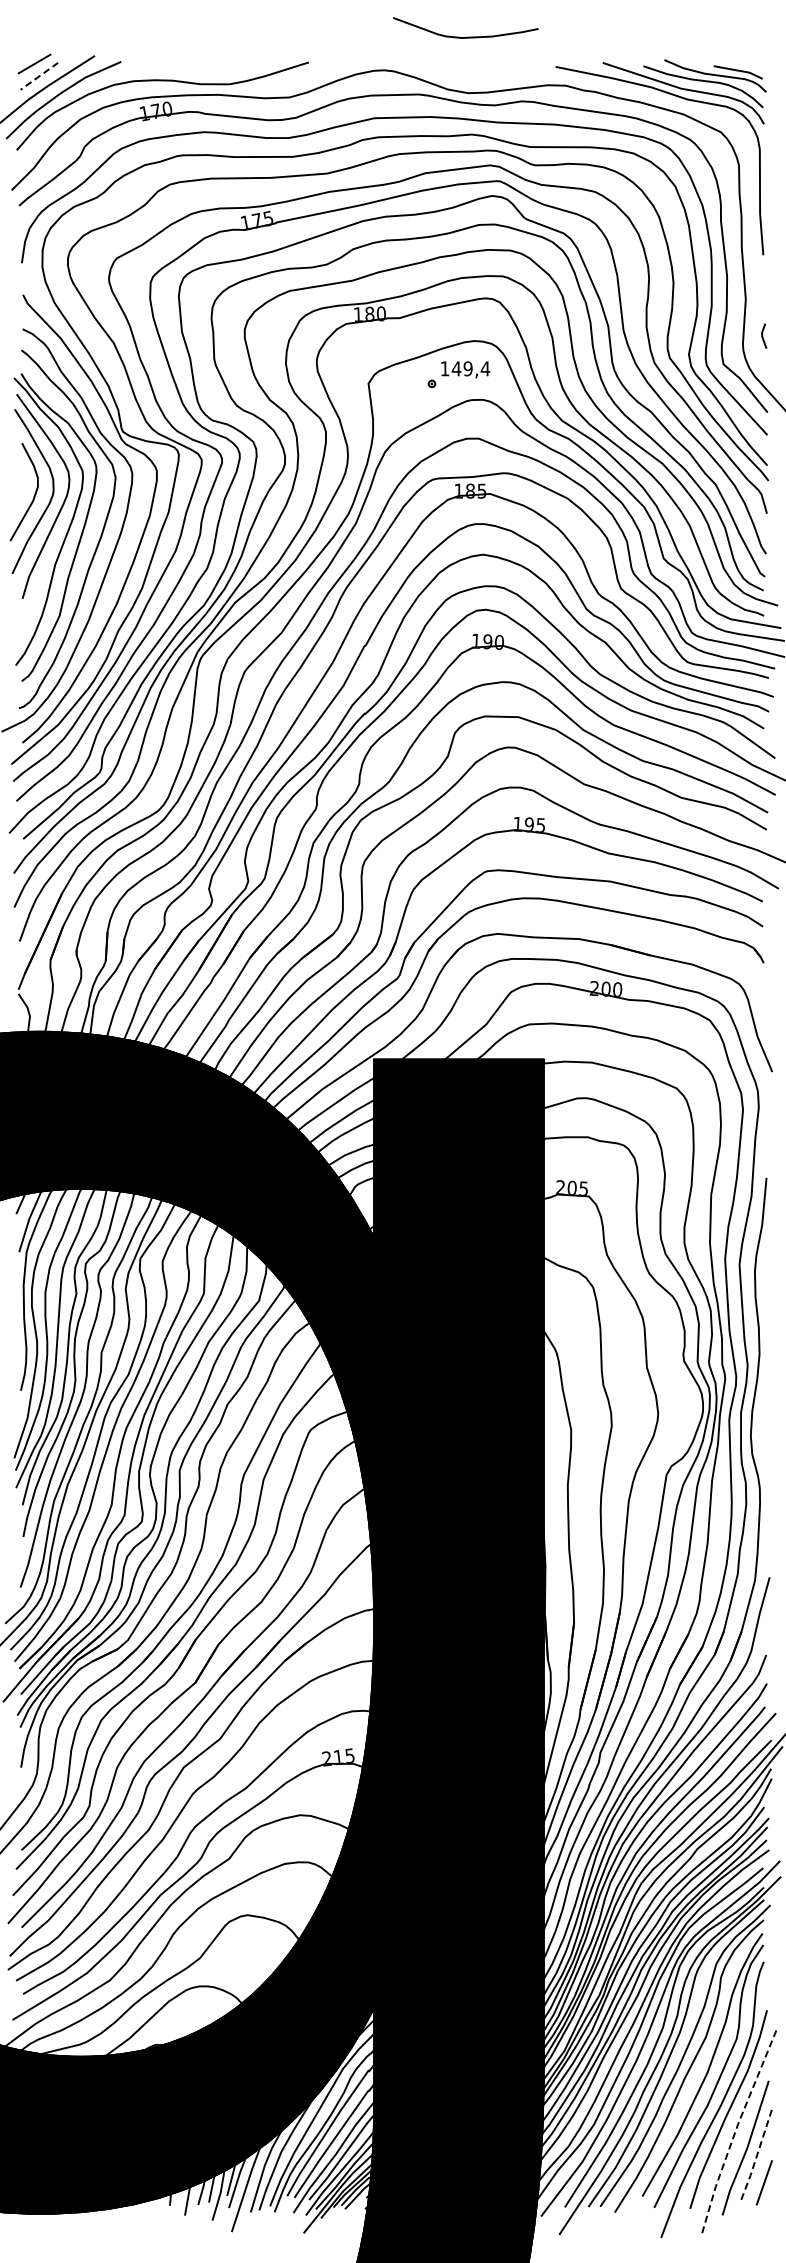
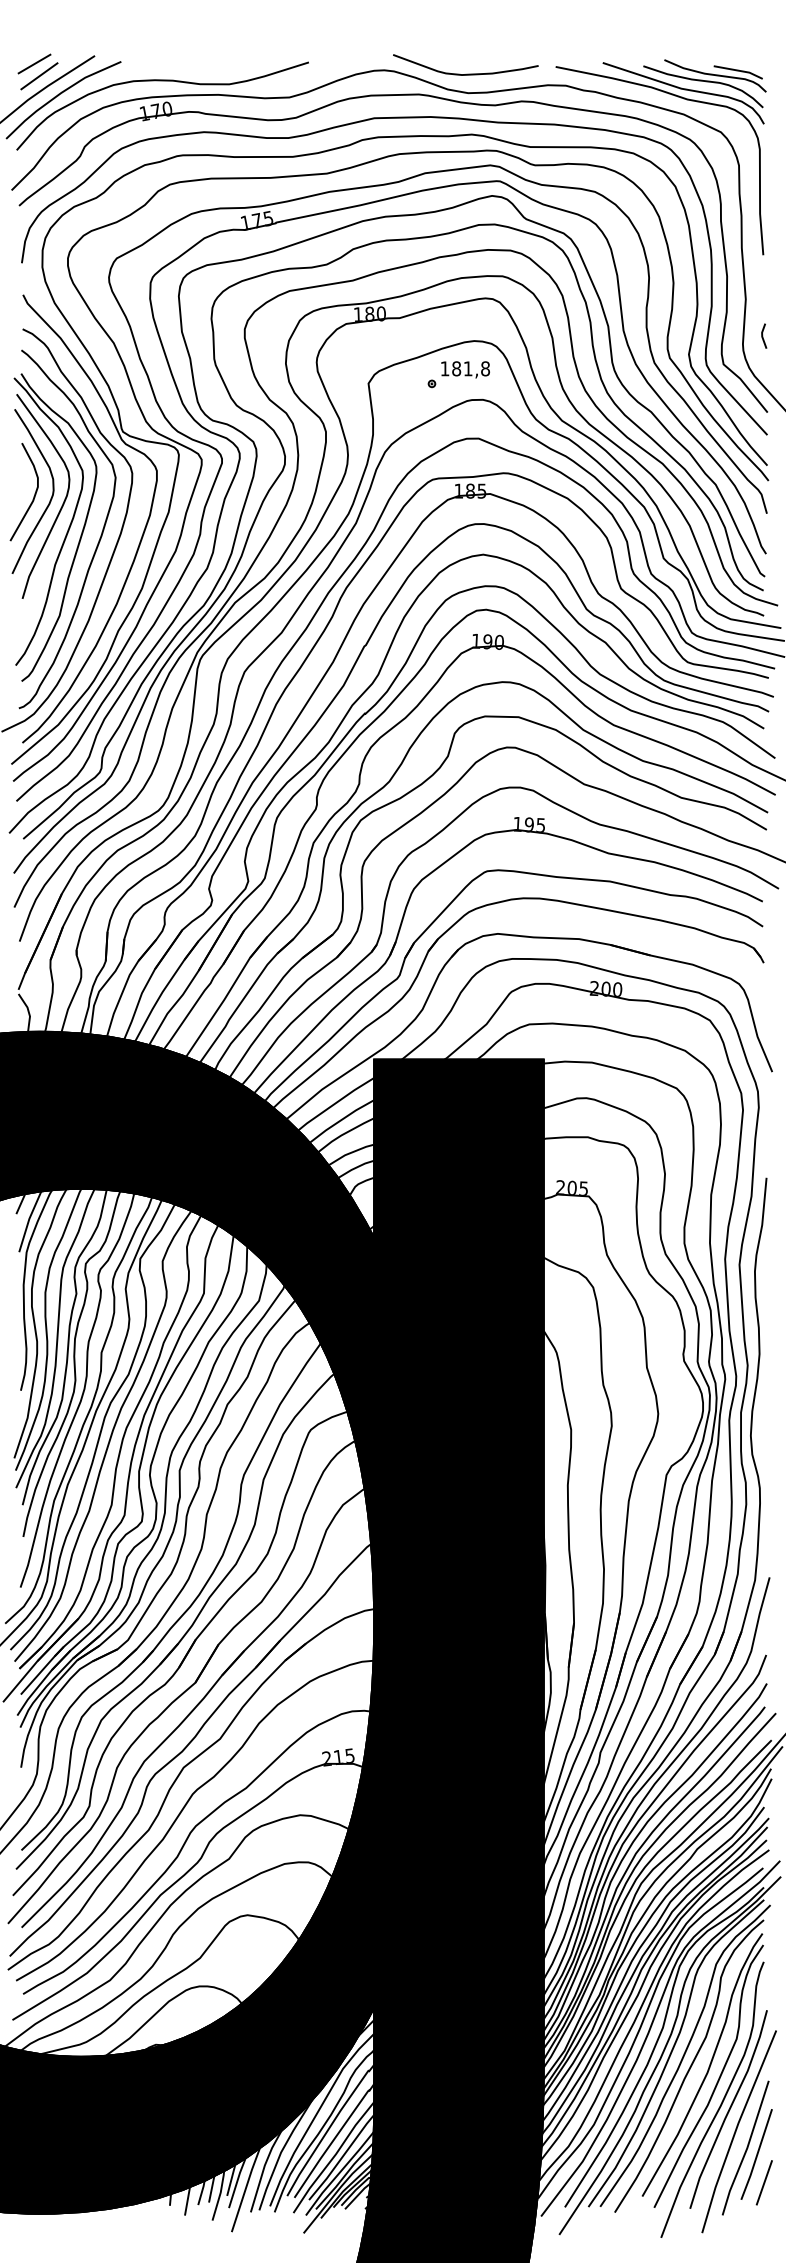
curve position: (466, 36) -> (466, 73) (466, 73)
line: dashed -> solid (39, 76)
text: 149,4 -> 181,8 (470, 368)
line: dashed -> solid (735, 2130)
line: dashed -> solid (757, 2154)
